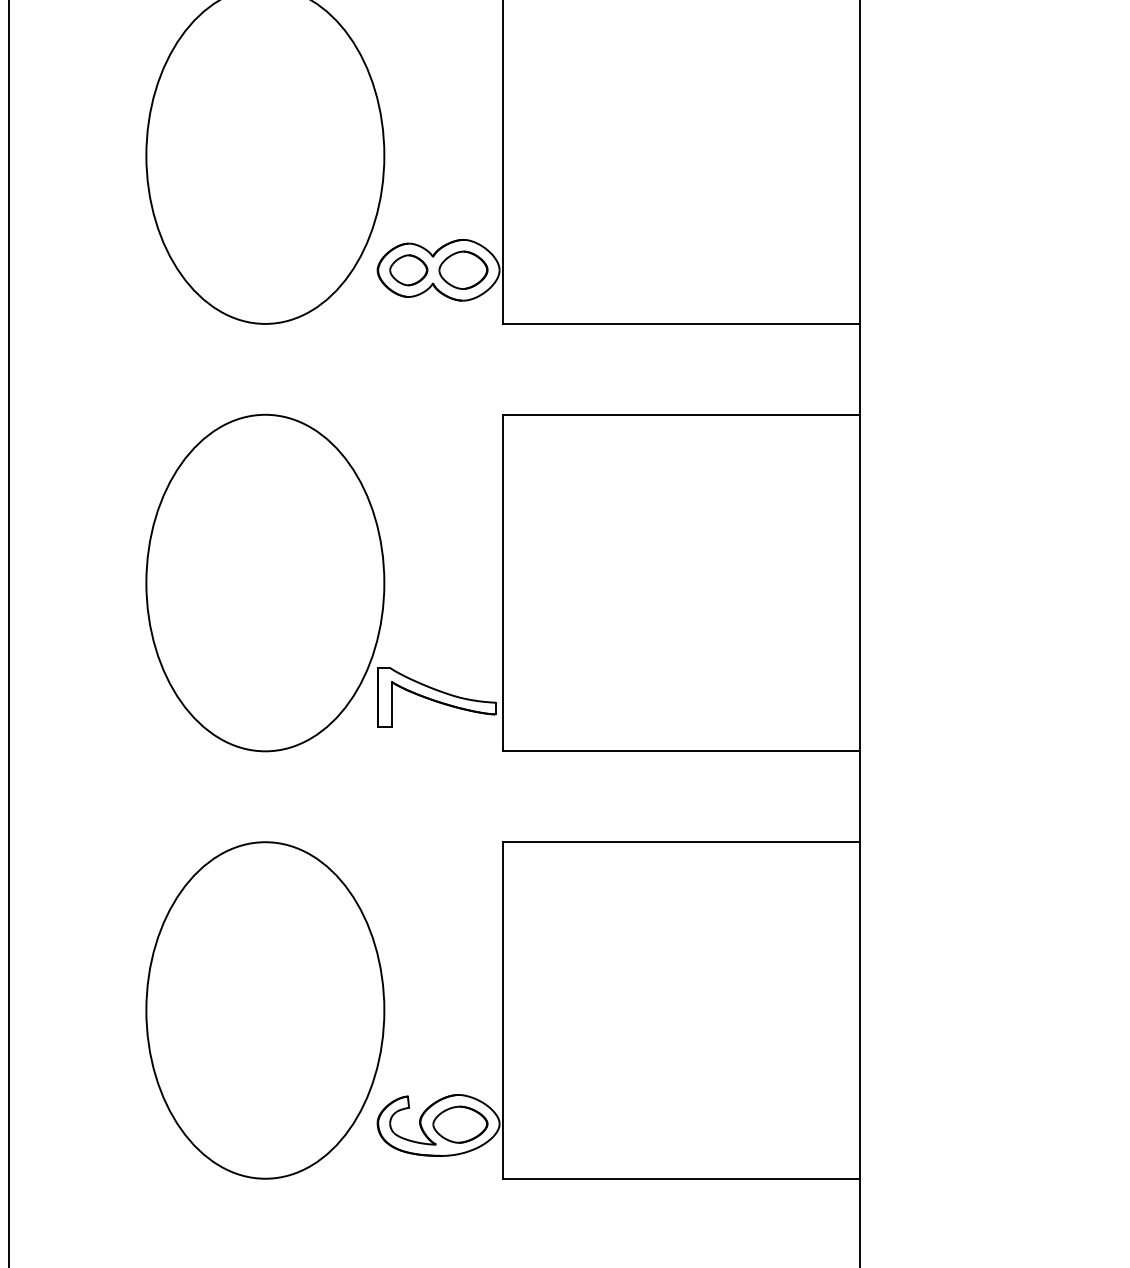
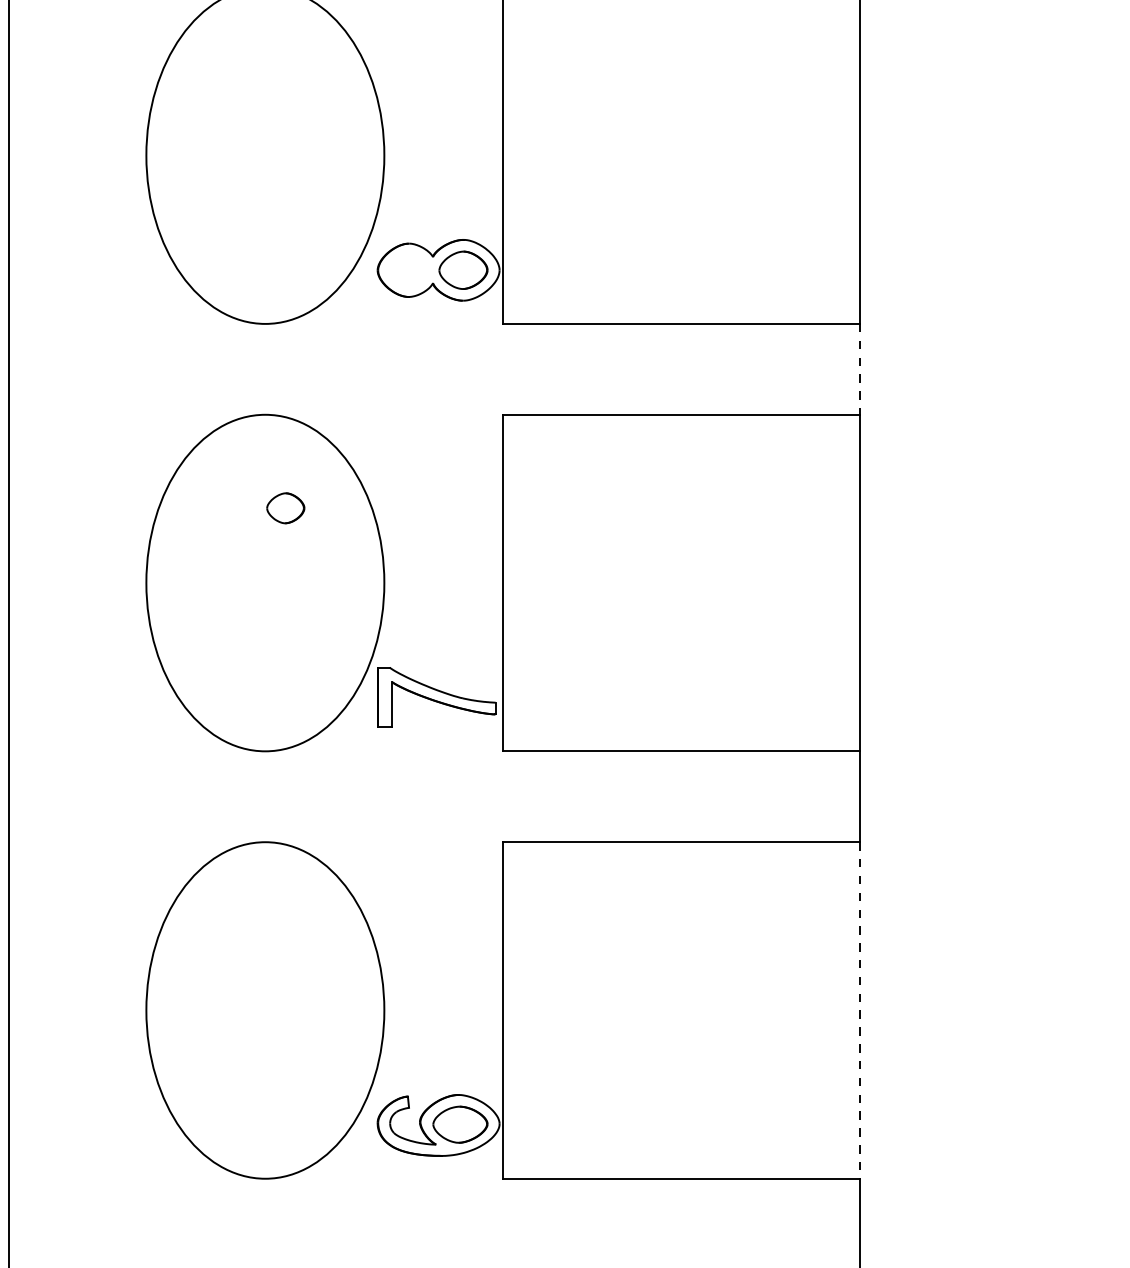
part position: (408, 270) -> (285, 508) (285, 508)
line: solid -> dashed (860, 369)
line: solid -> dashed (860, 1010)
